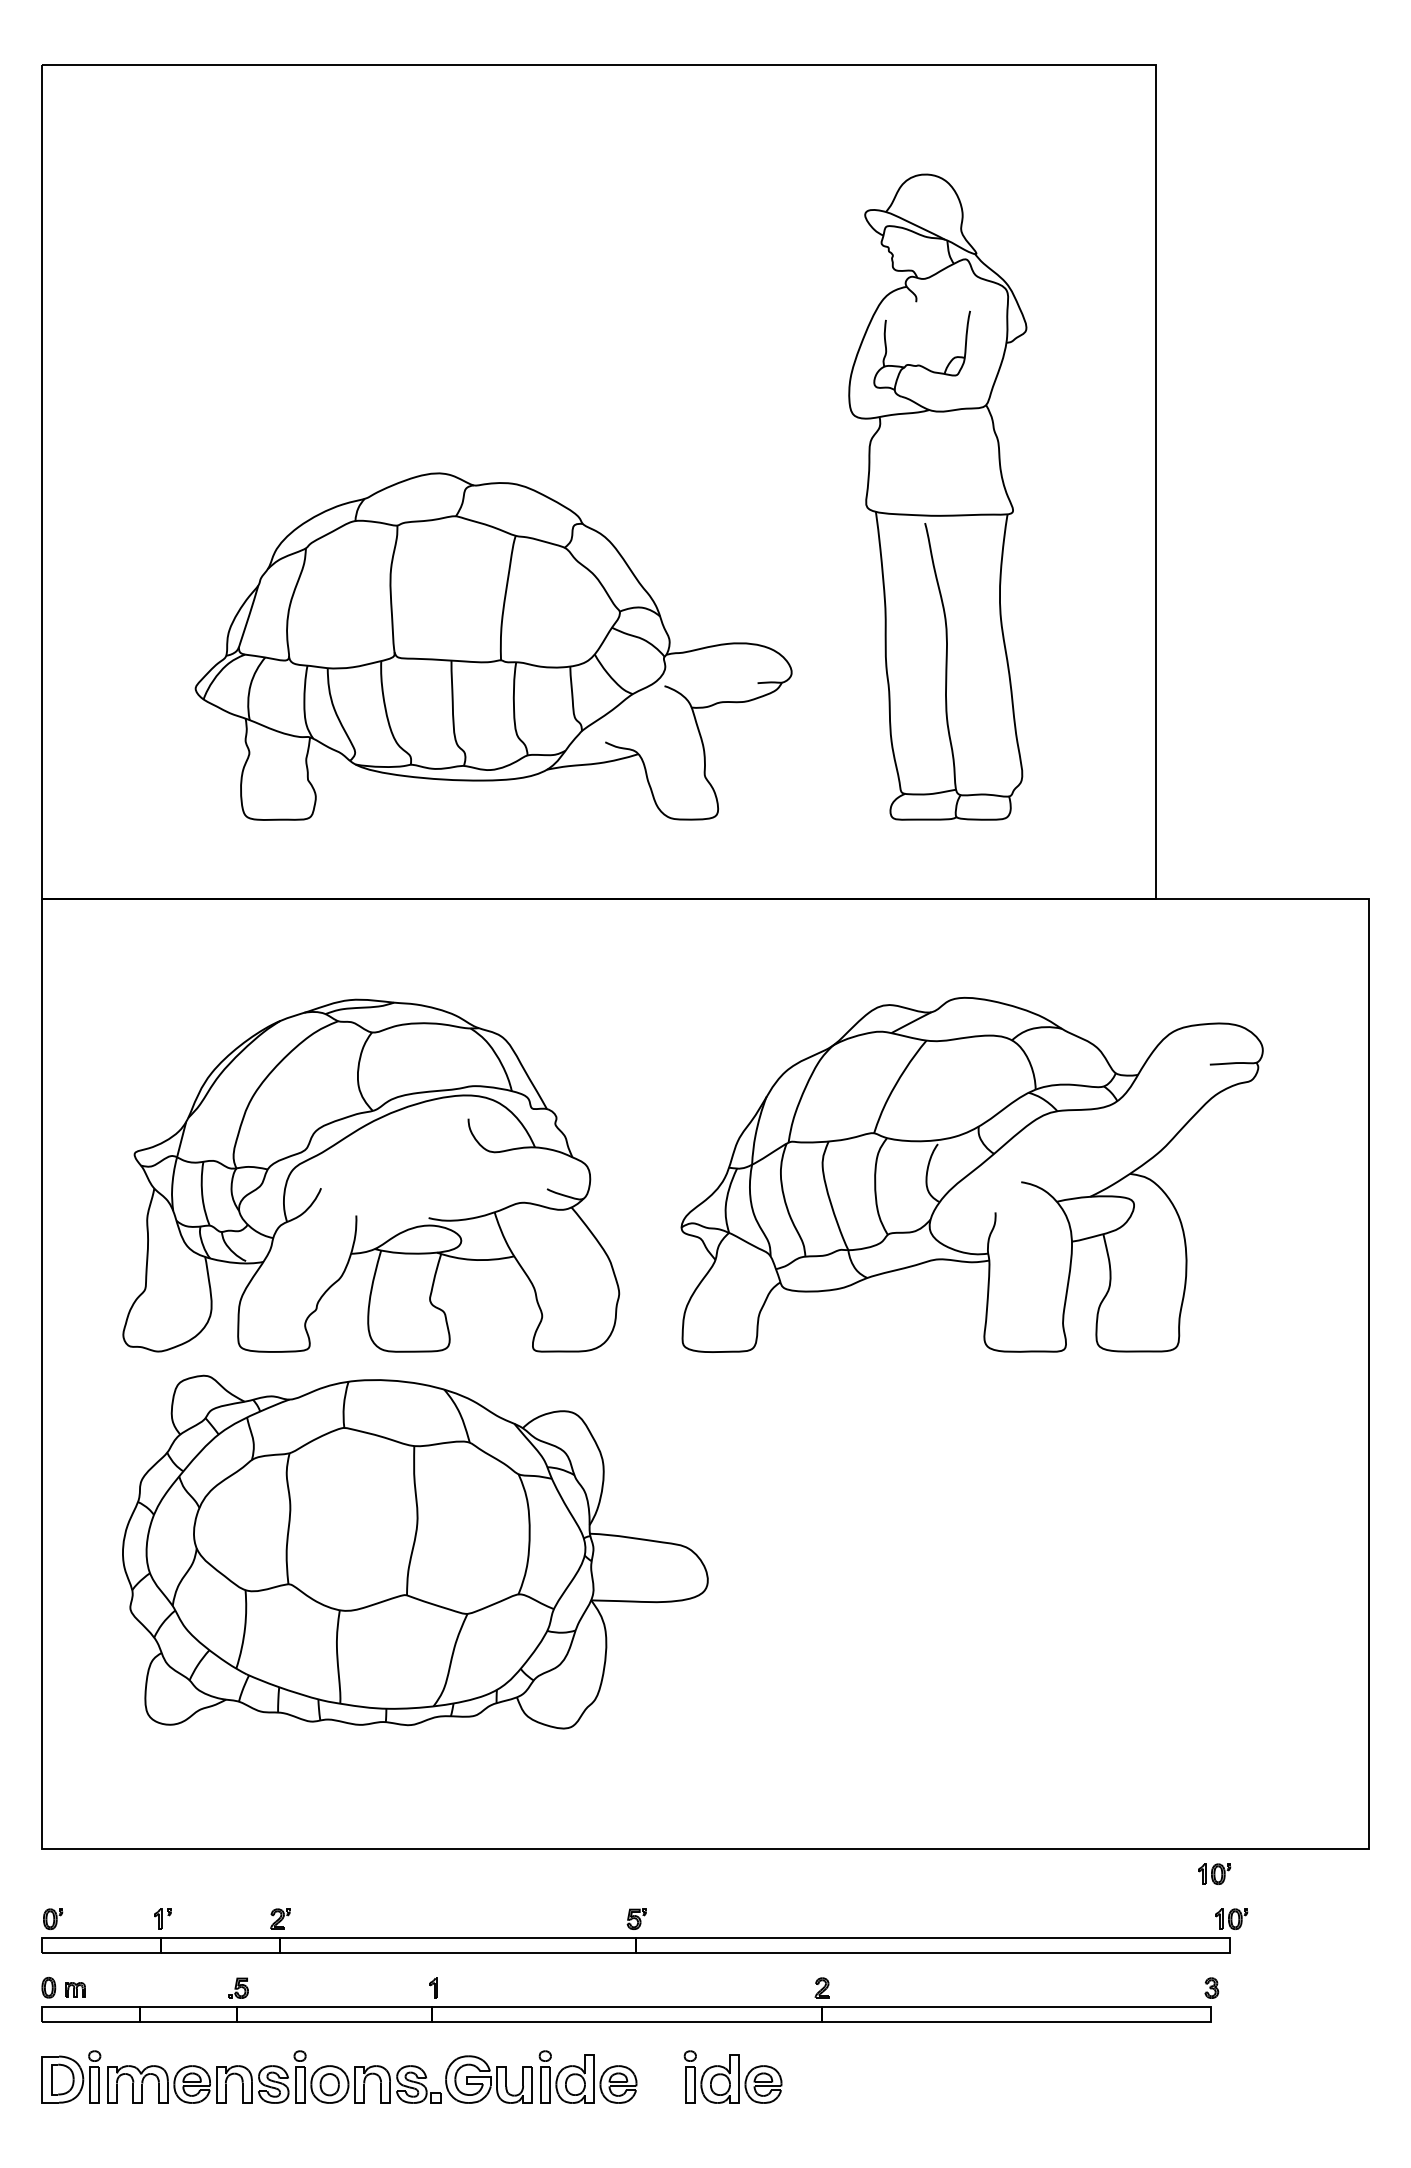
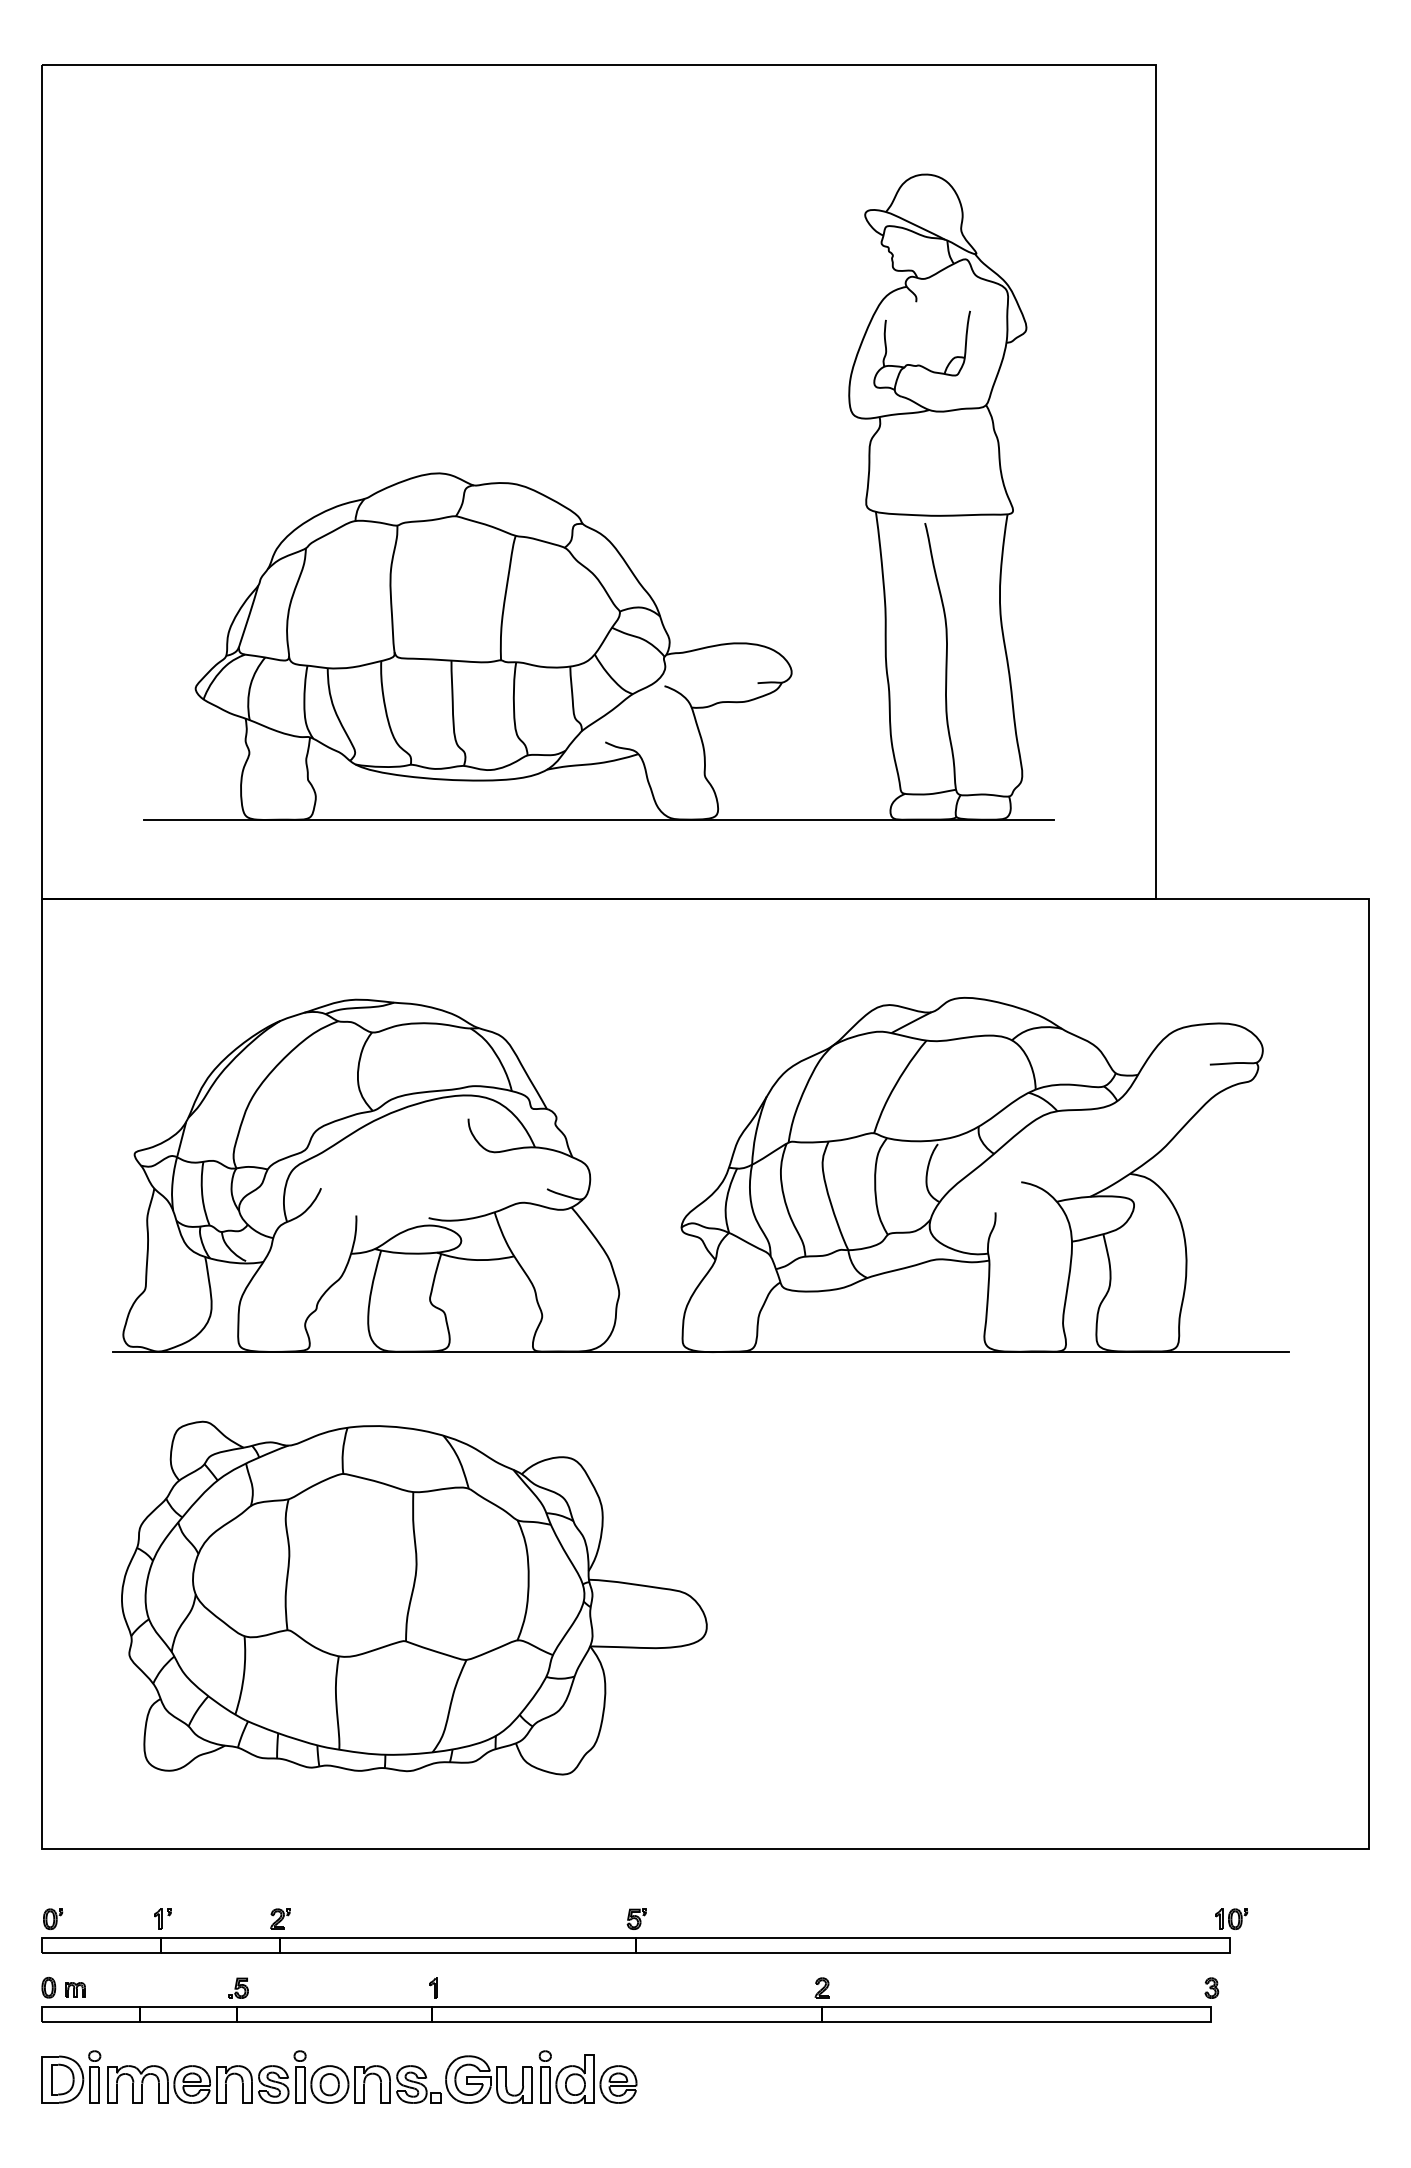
line: none -> present (598, 819)
line: none -> present (701, 1351)
part position: (415, 1551) -> (414, 1597) (414, 1597)
part: present -> none (1214, 1873)
part: present -> none (732, 2076)
